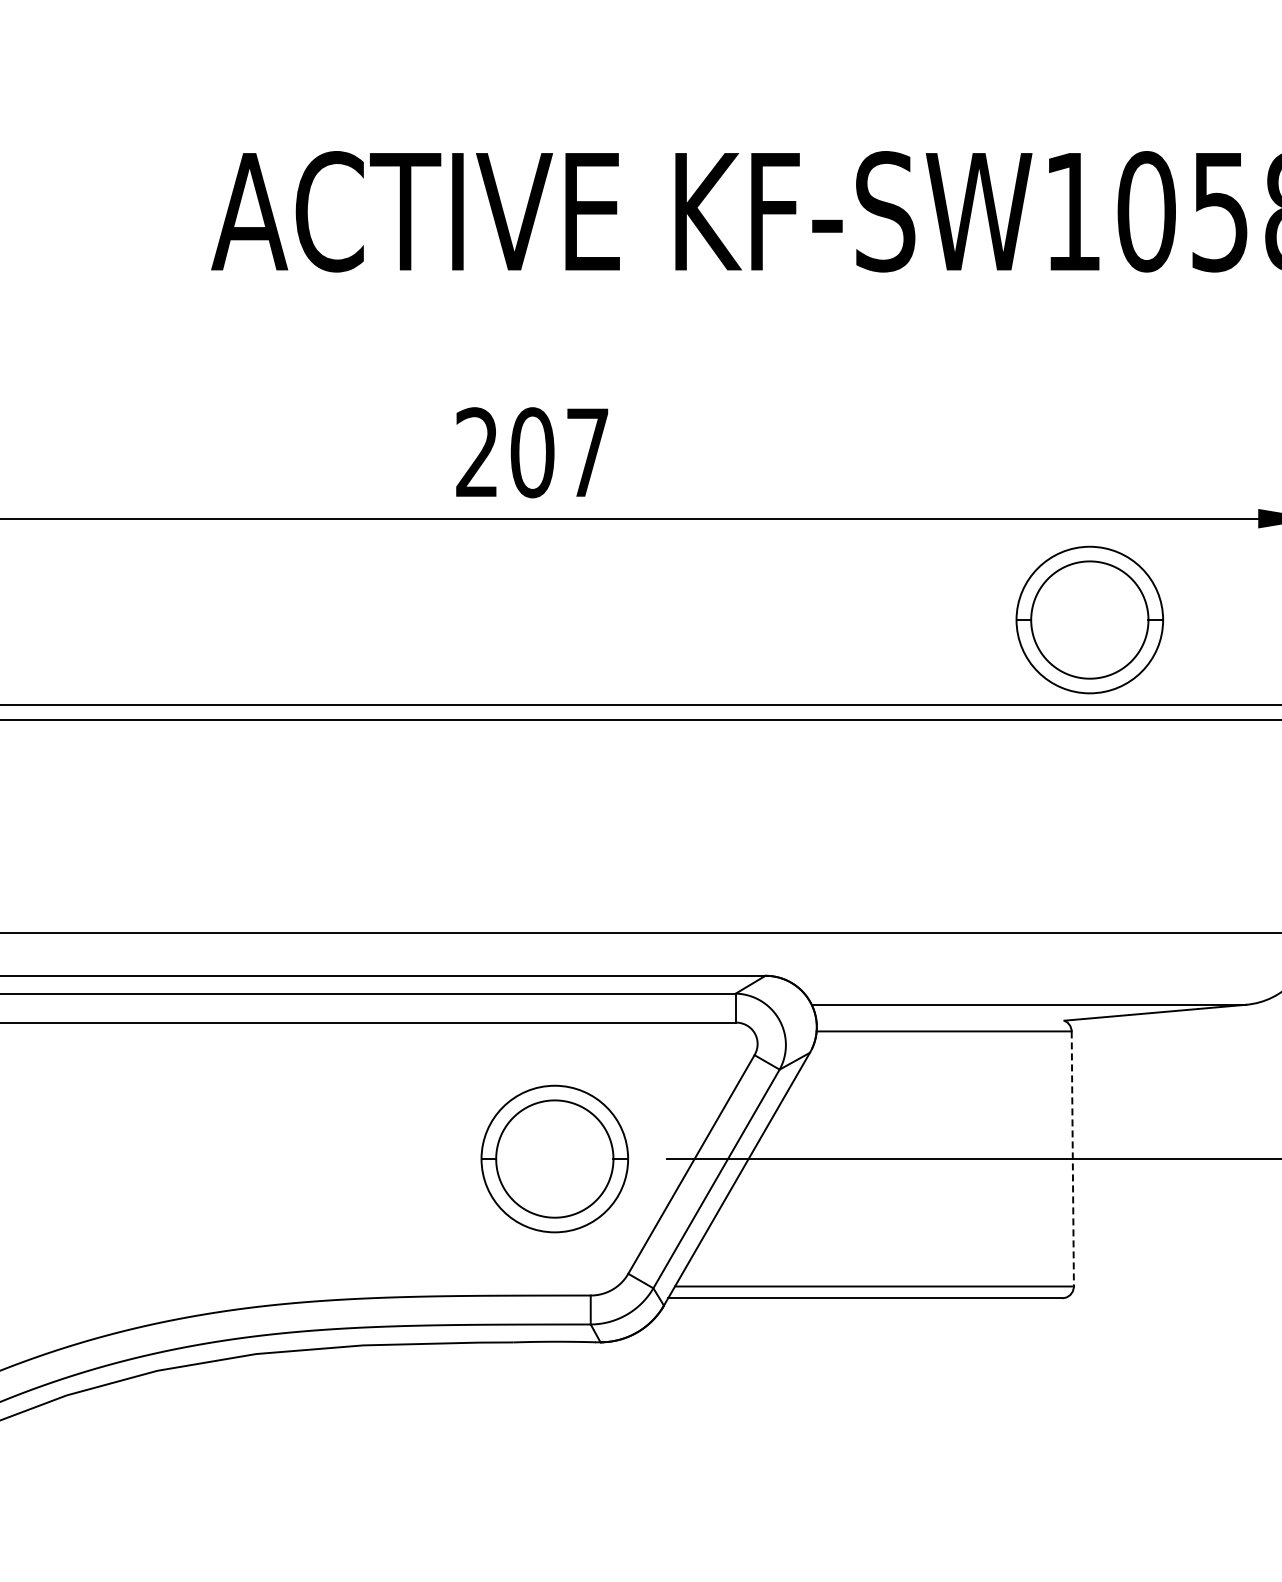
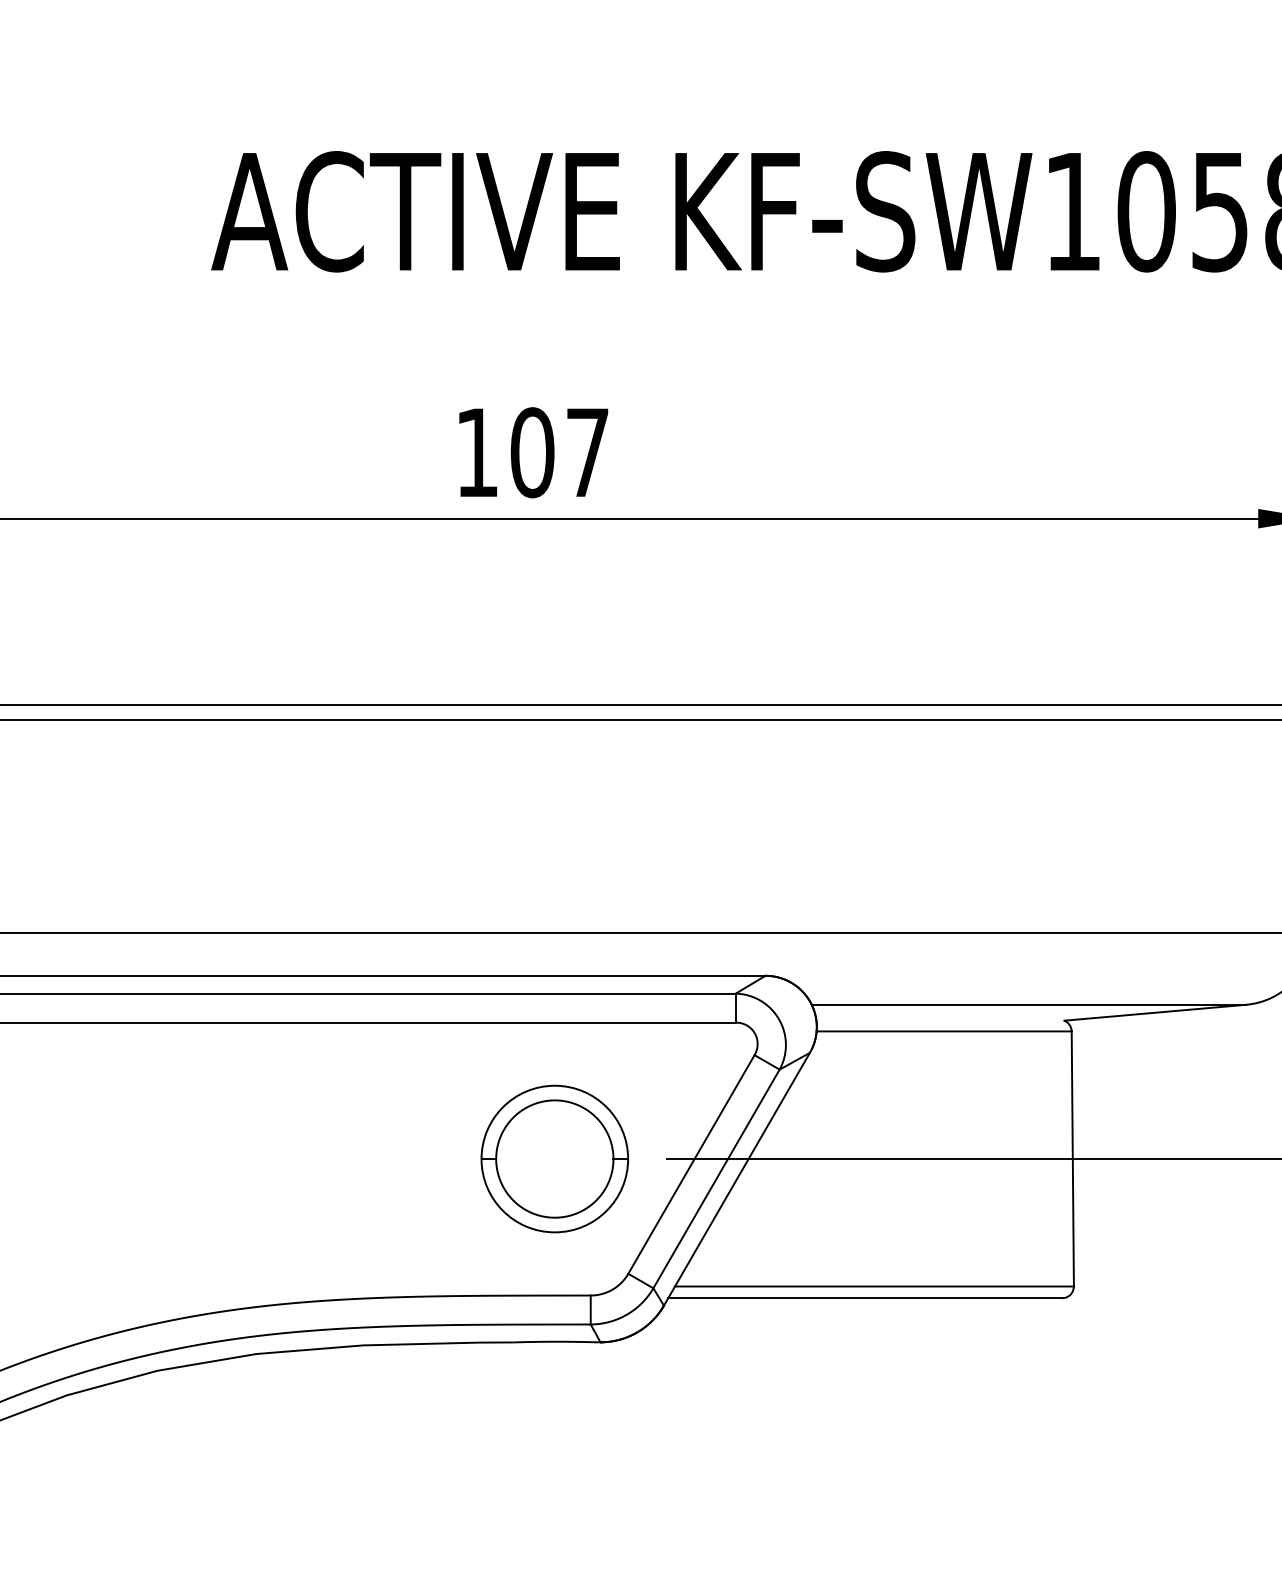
text: 207 -> 107 (476, 451)
part: present -> none (1089, 619)
line: dashed -> solid (1072, 1158)
